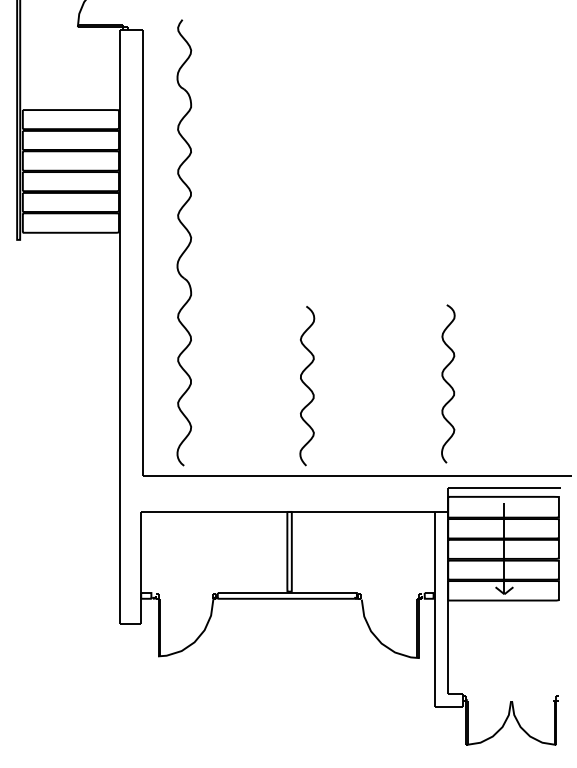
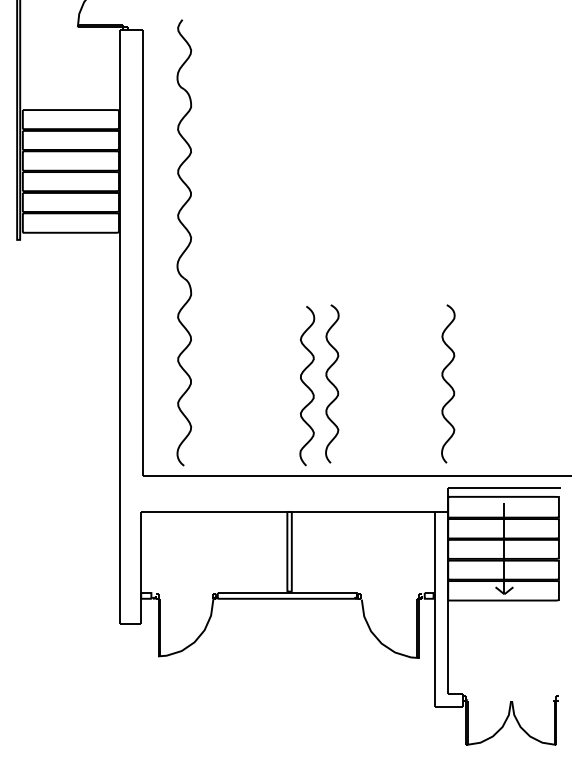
curve: none -> present (332, 383)
